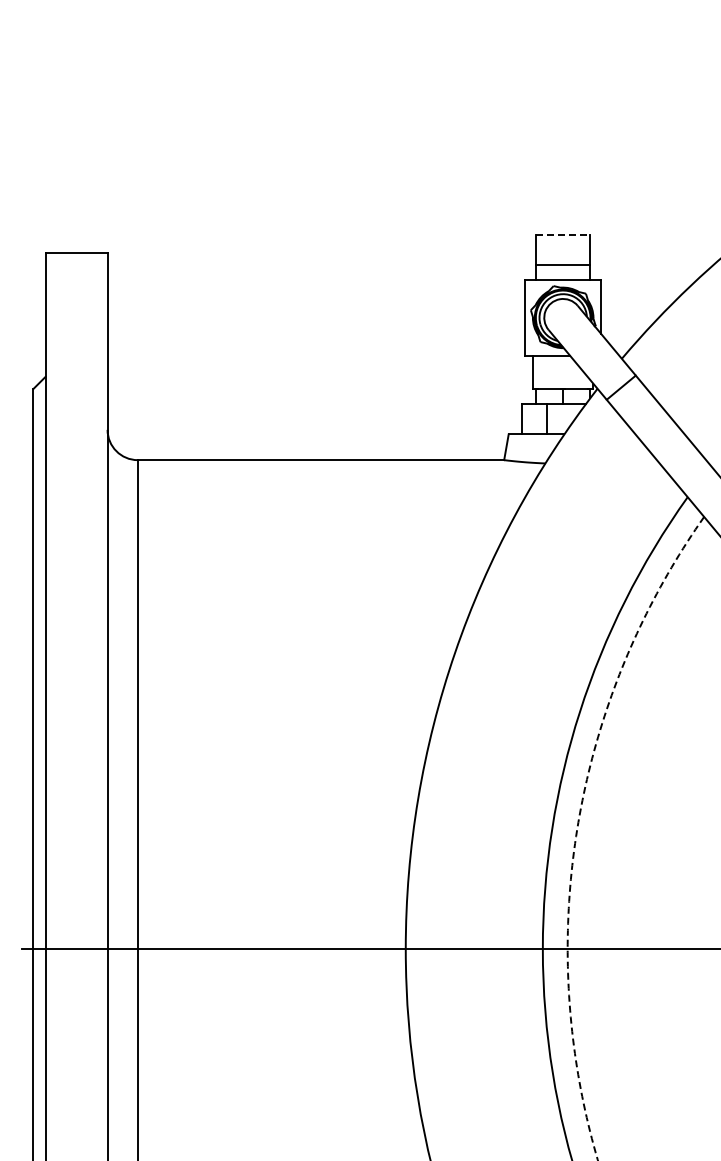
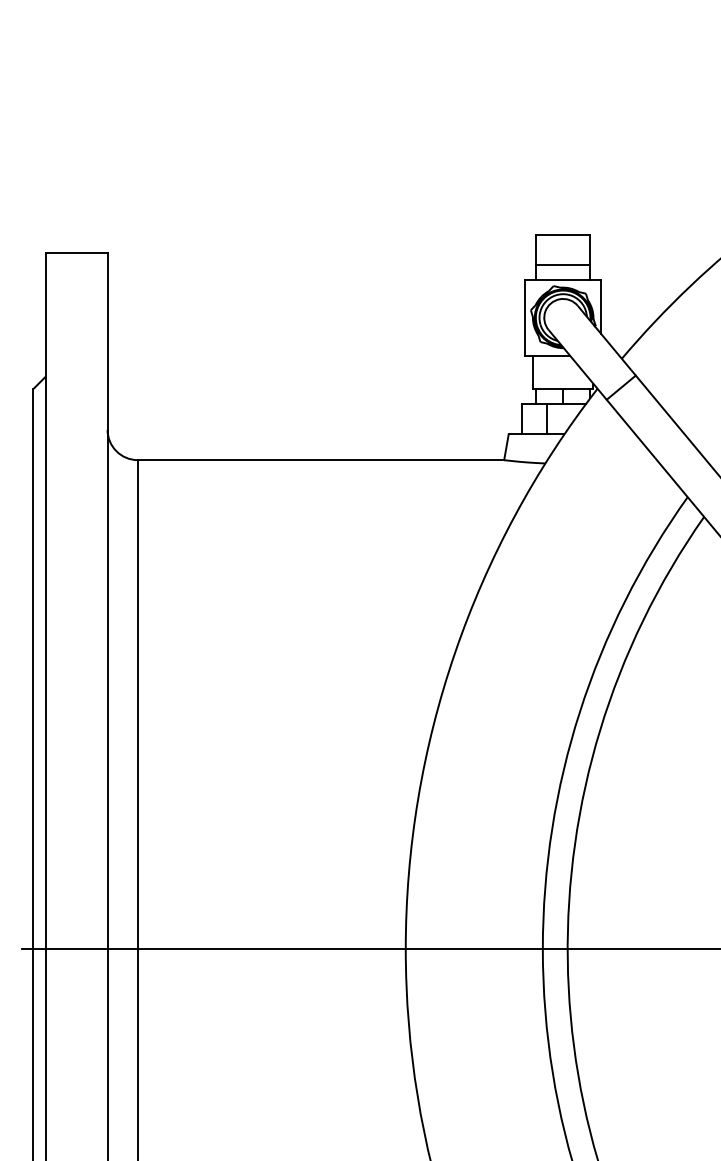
line: dashed -> solid (563, 234)
arc: dashed -> solid (577, 829)
